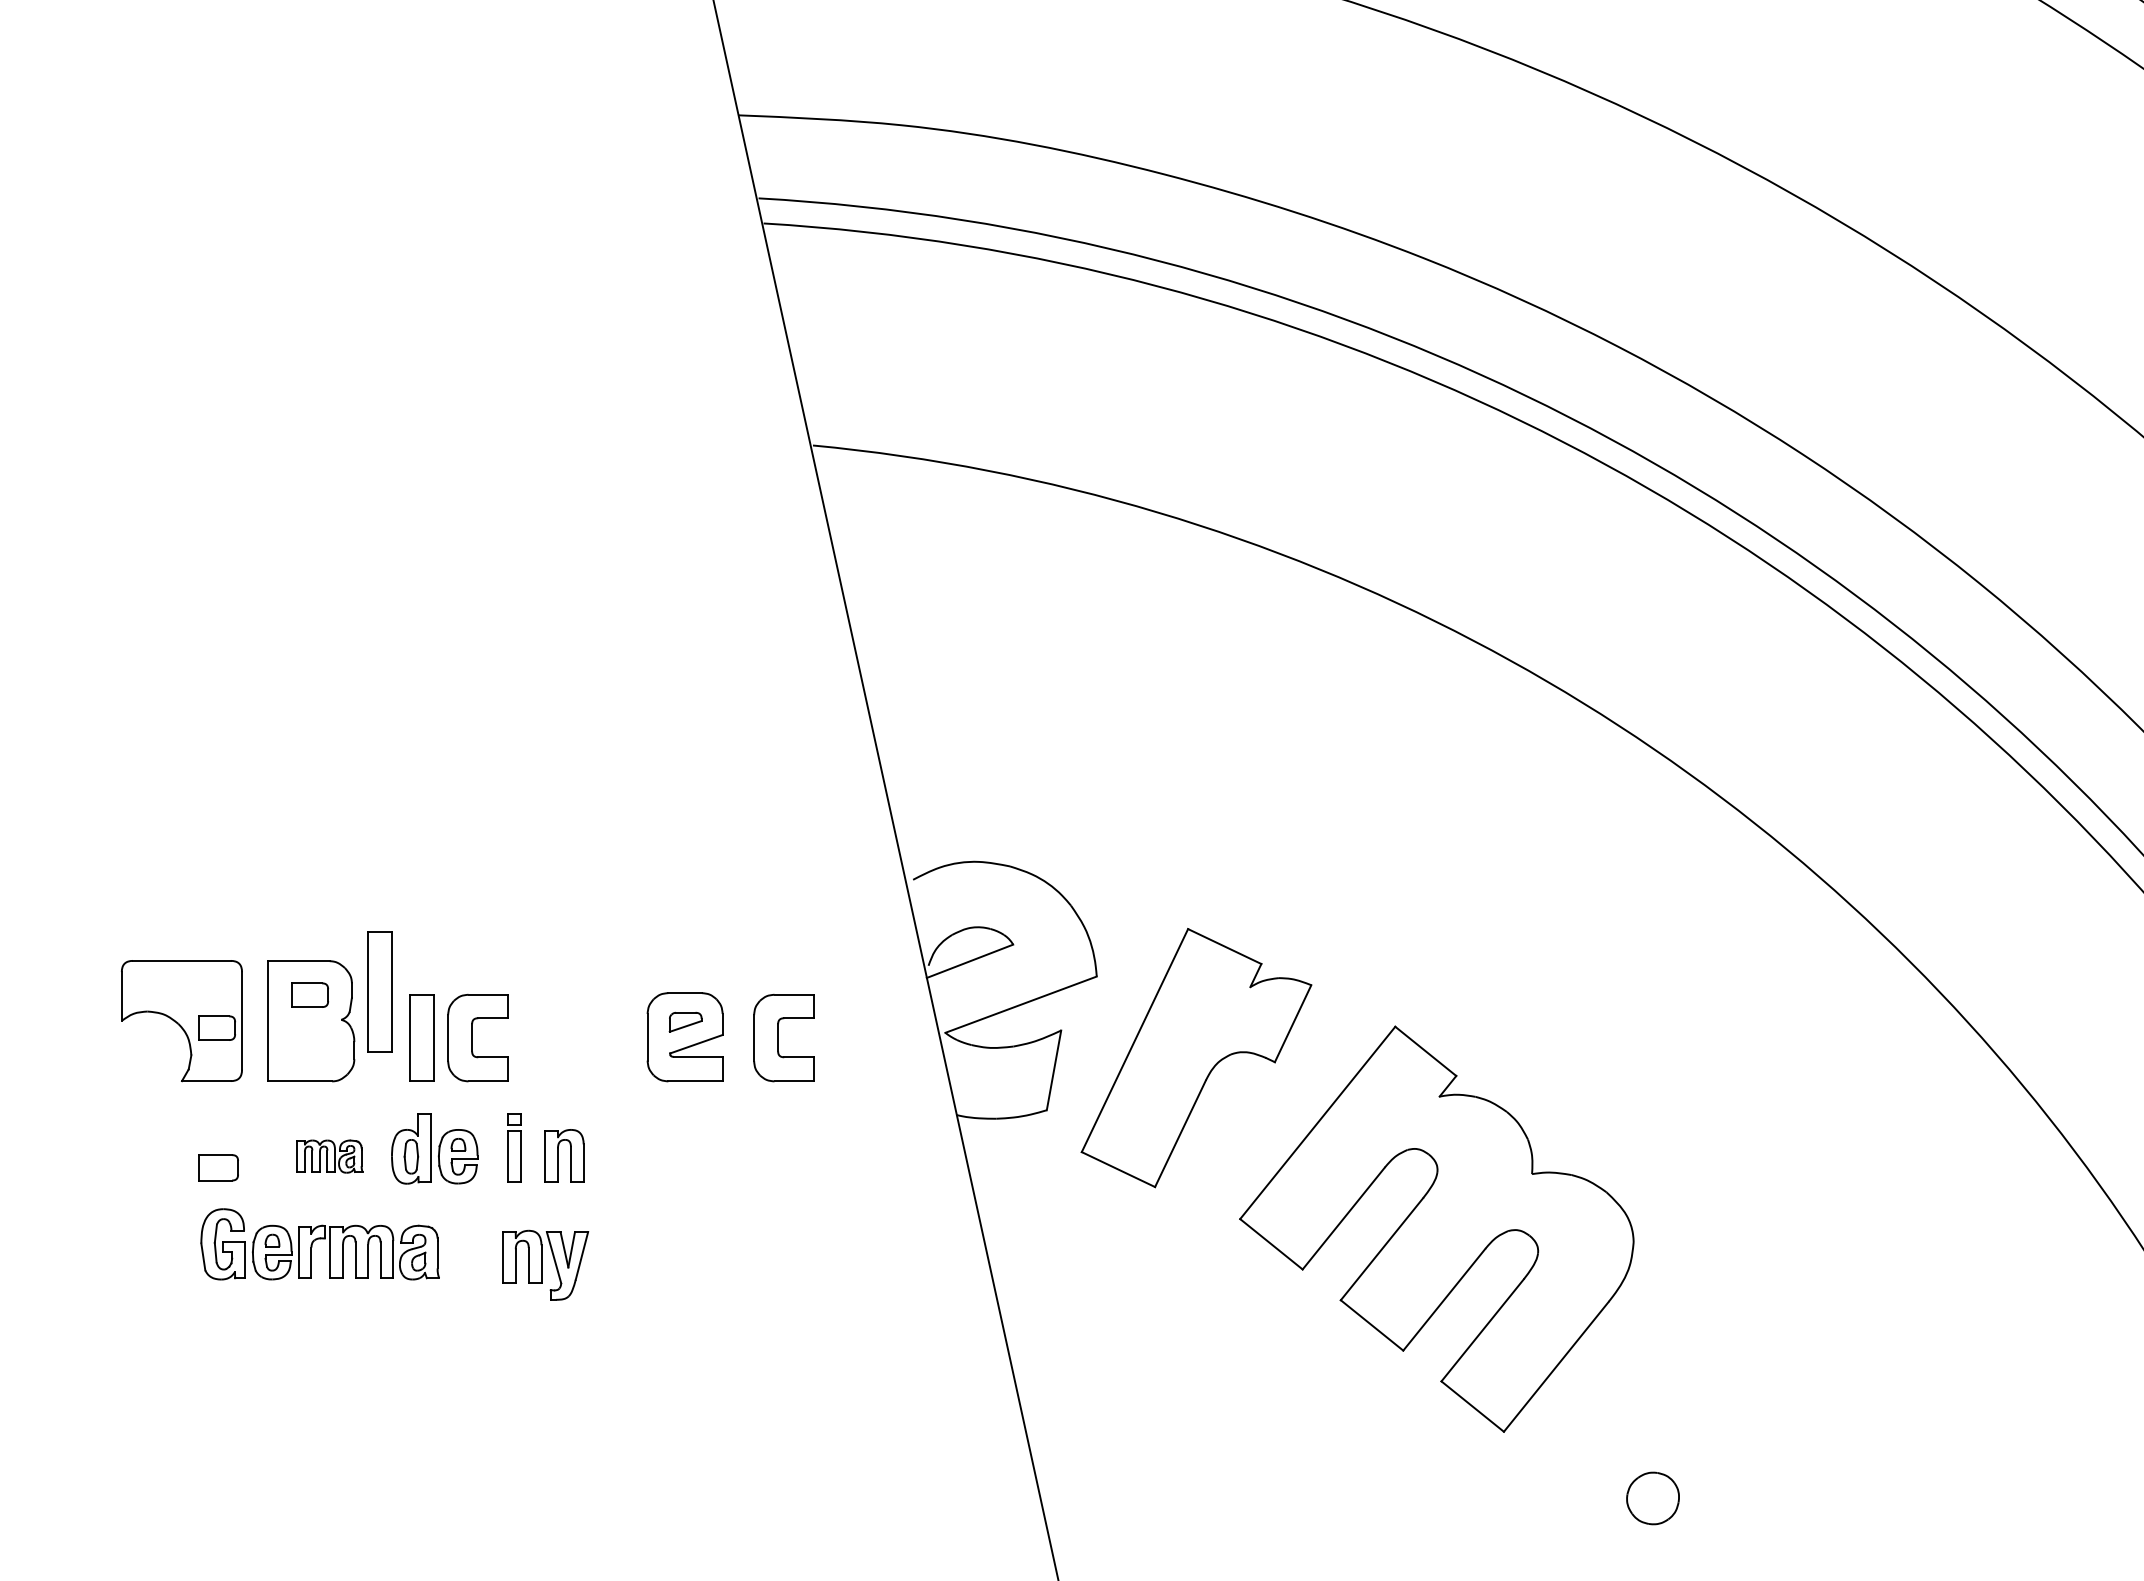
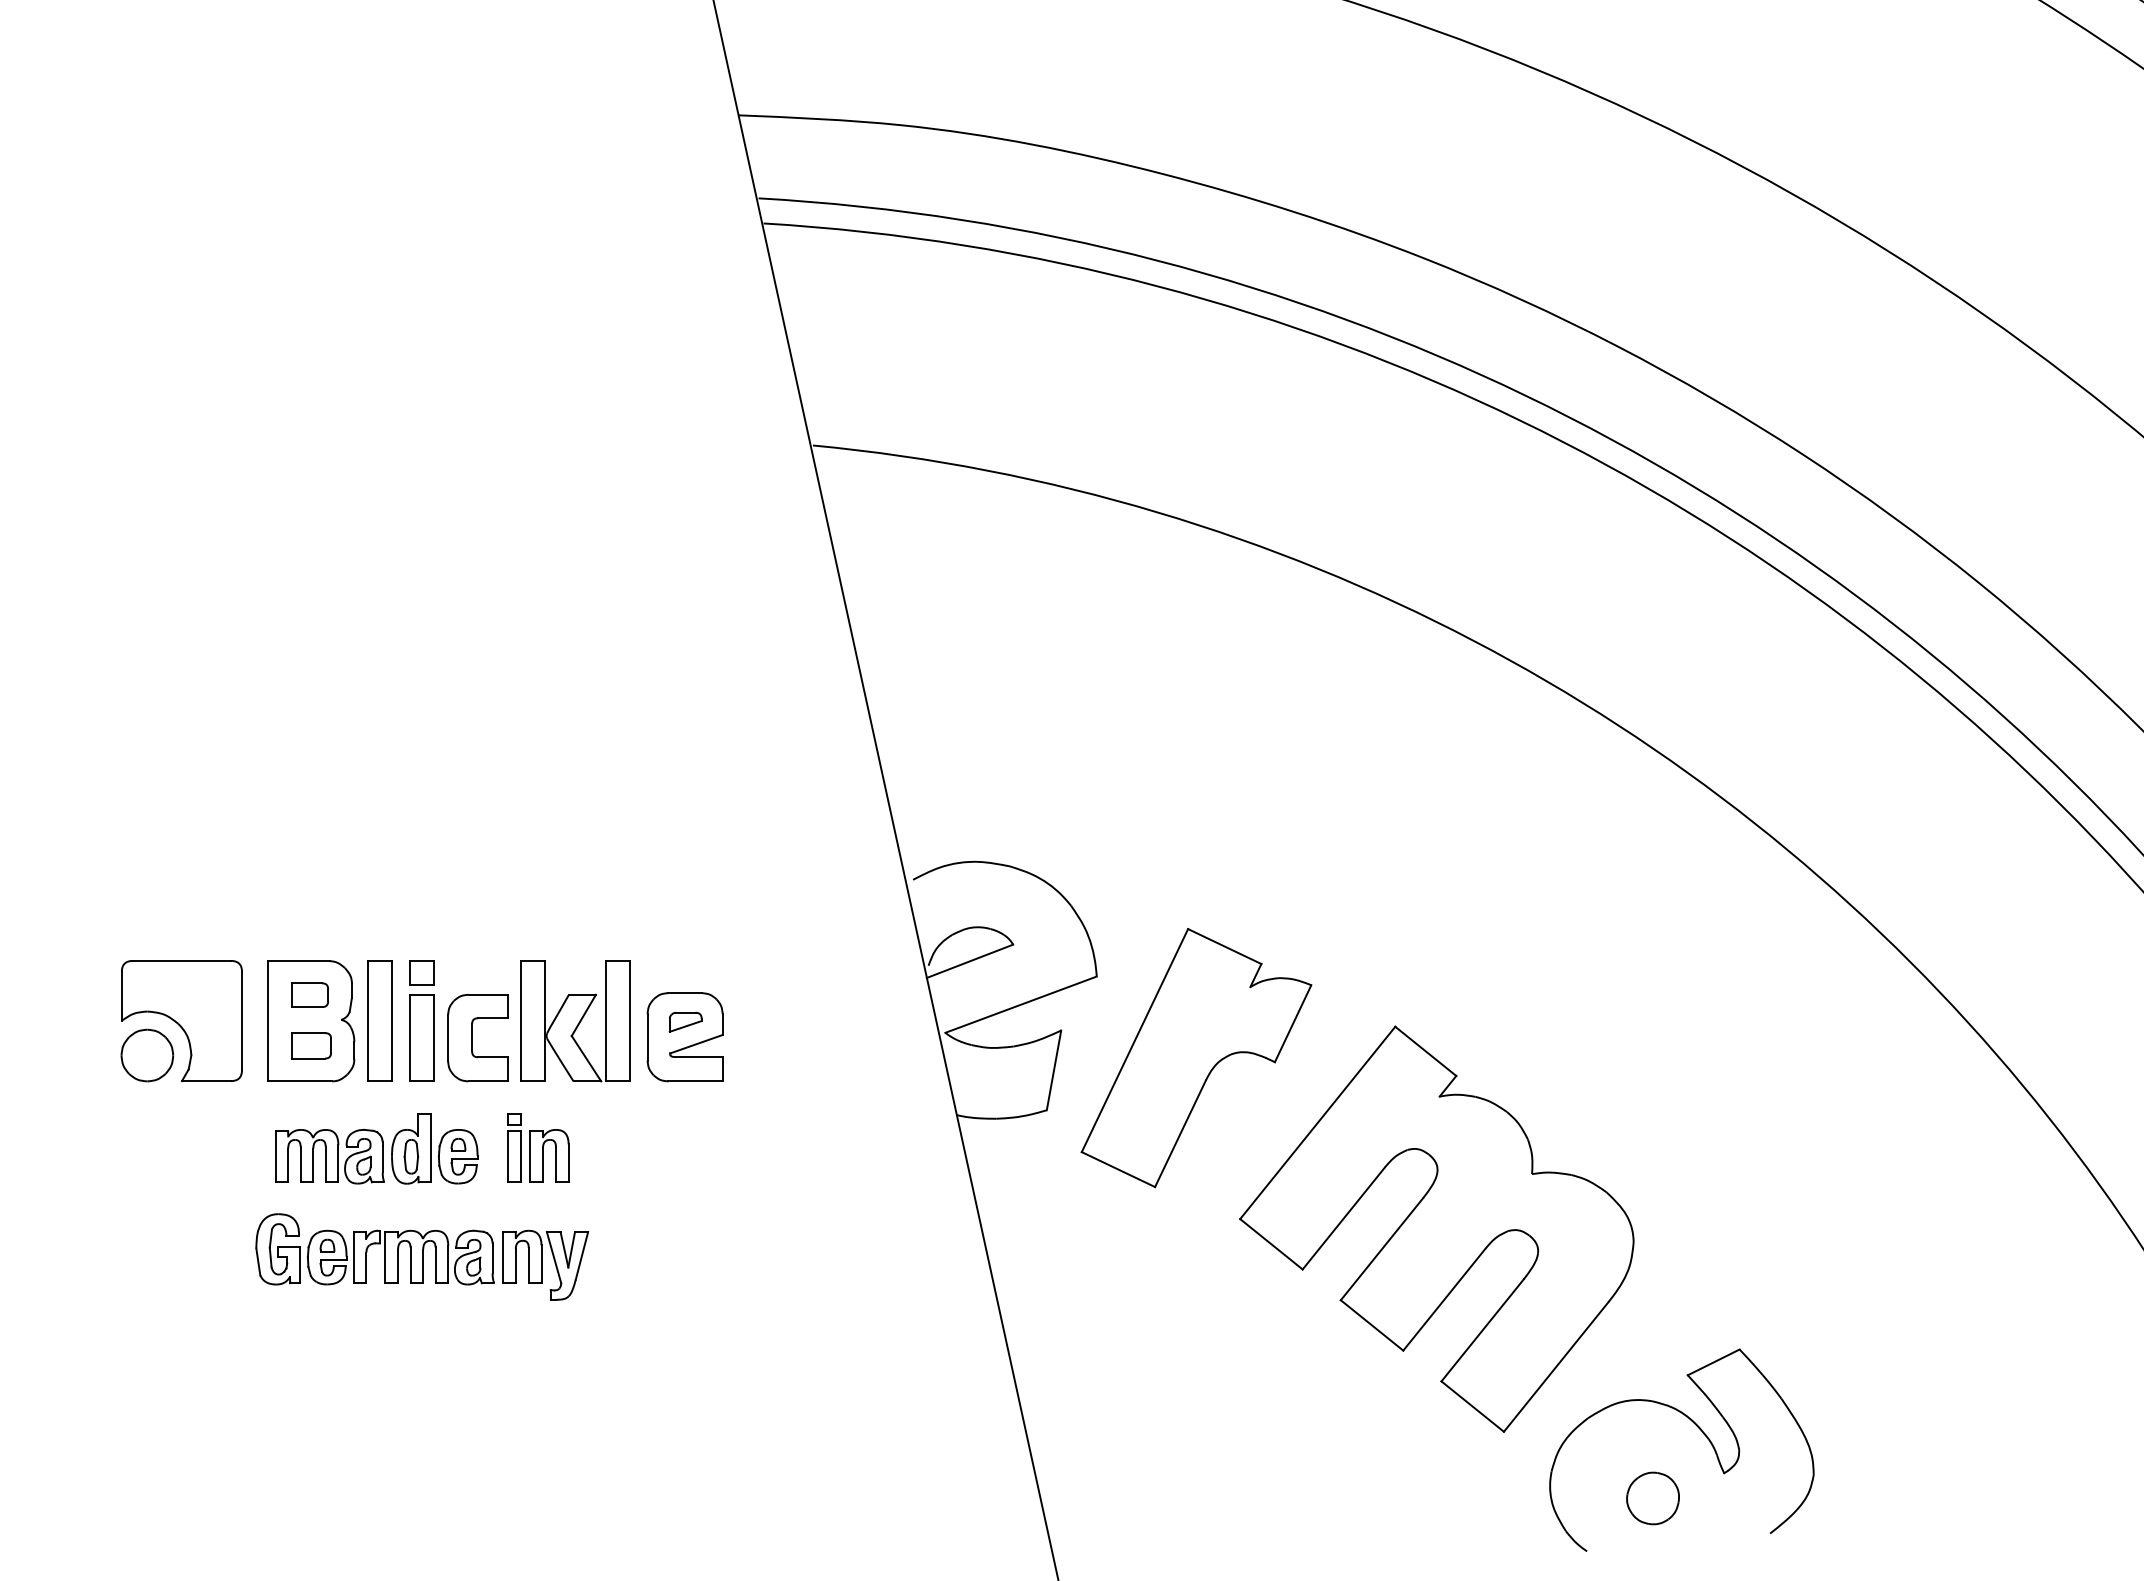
part: none -> present (421, 972)
part position: (379, 991) -> (379, 1020) (379, 1020)
part: none -> present (575, 1021)
part: present -> none (216, 1027)
part: present -> none (783, 1038)
part: none -> present (147, 1055)
part position: (564, 1155) -> (549, 1155) (549, 1155)
part size: 68x35 px -> 110x57 px (329, 1156)
part position: (218, 1167) -> (311, 1045) (311, 1045)
part position: (319, 1244) -> (374, 1249) (374, 1249)
part: none -> present (1702, 1433)
